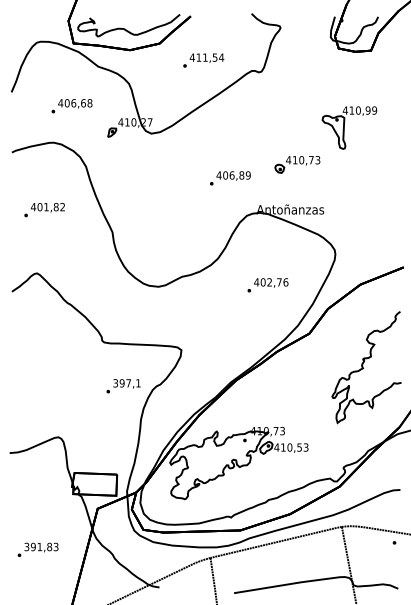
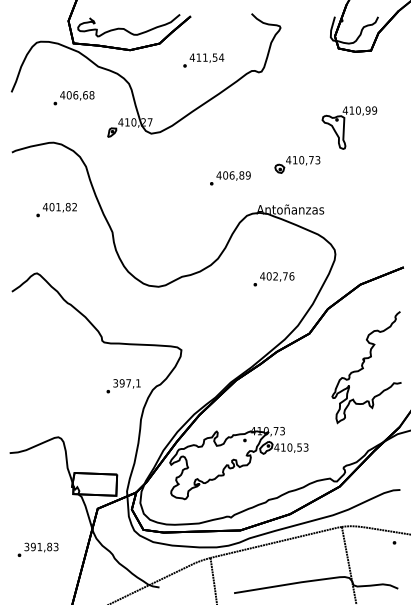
text position: (71, 106) -> (73, 98) (73, 98)
text position: (44, 210) -> (56, 210) (56, 210)
text position: (267, 285) -> (273, 279) (273, 279)
